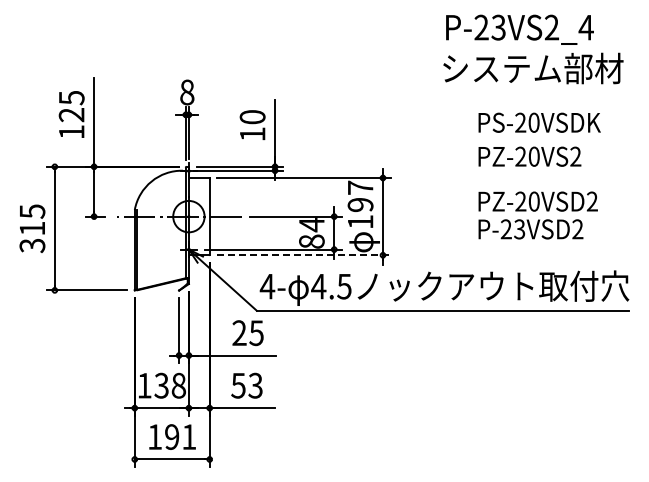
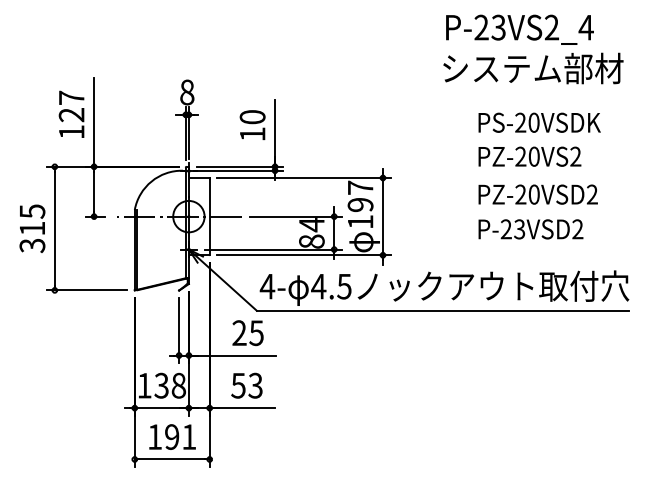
text: 125 -> 127 (71, 97)
text position: (537, 201) -> (537, 194) (537, 194)
line: dashed -> solid (303, 255)
